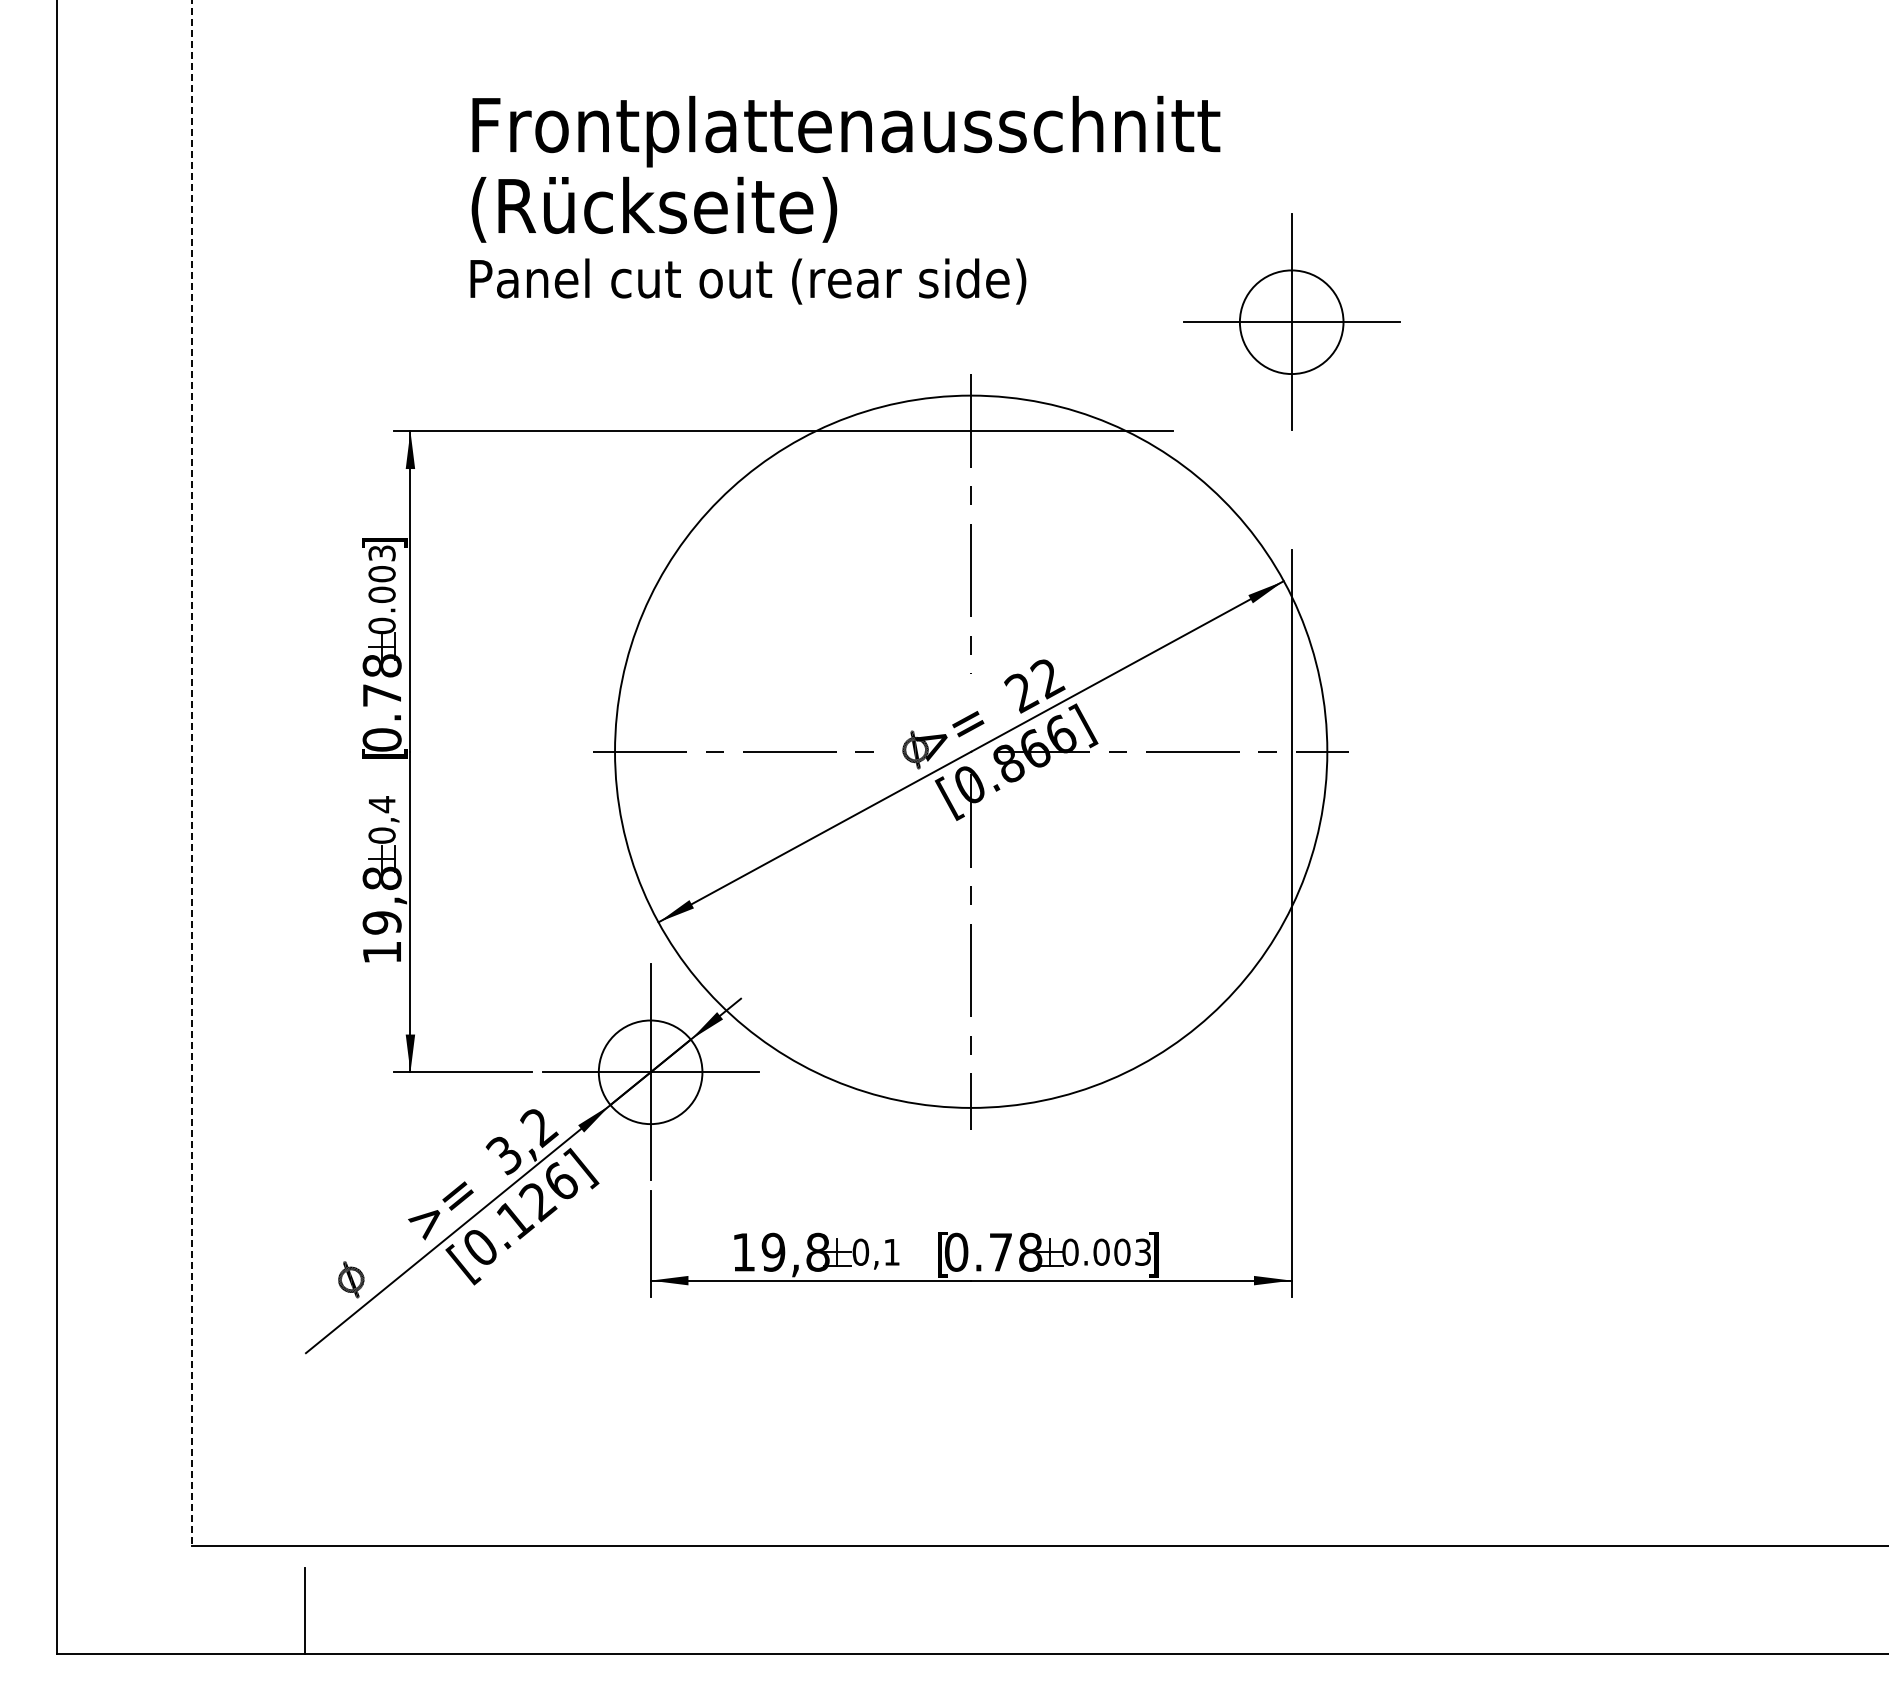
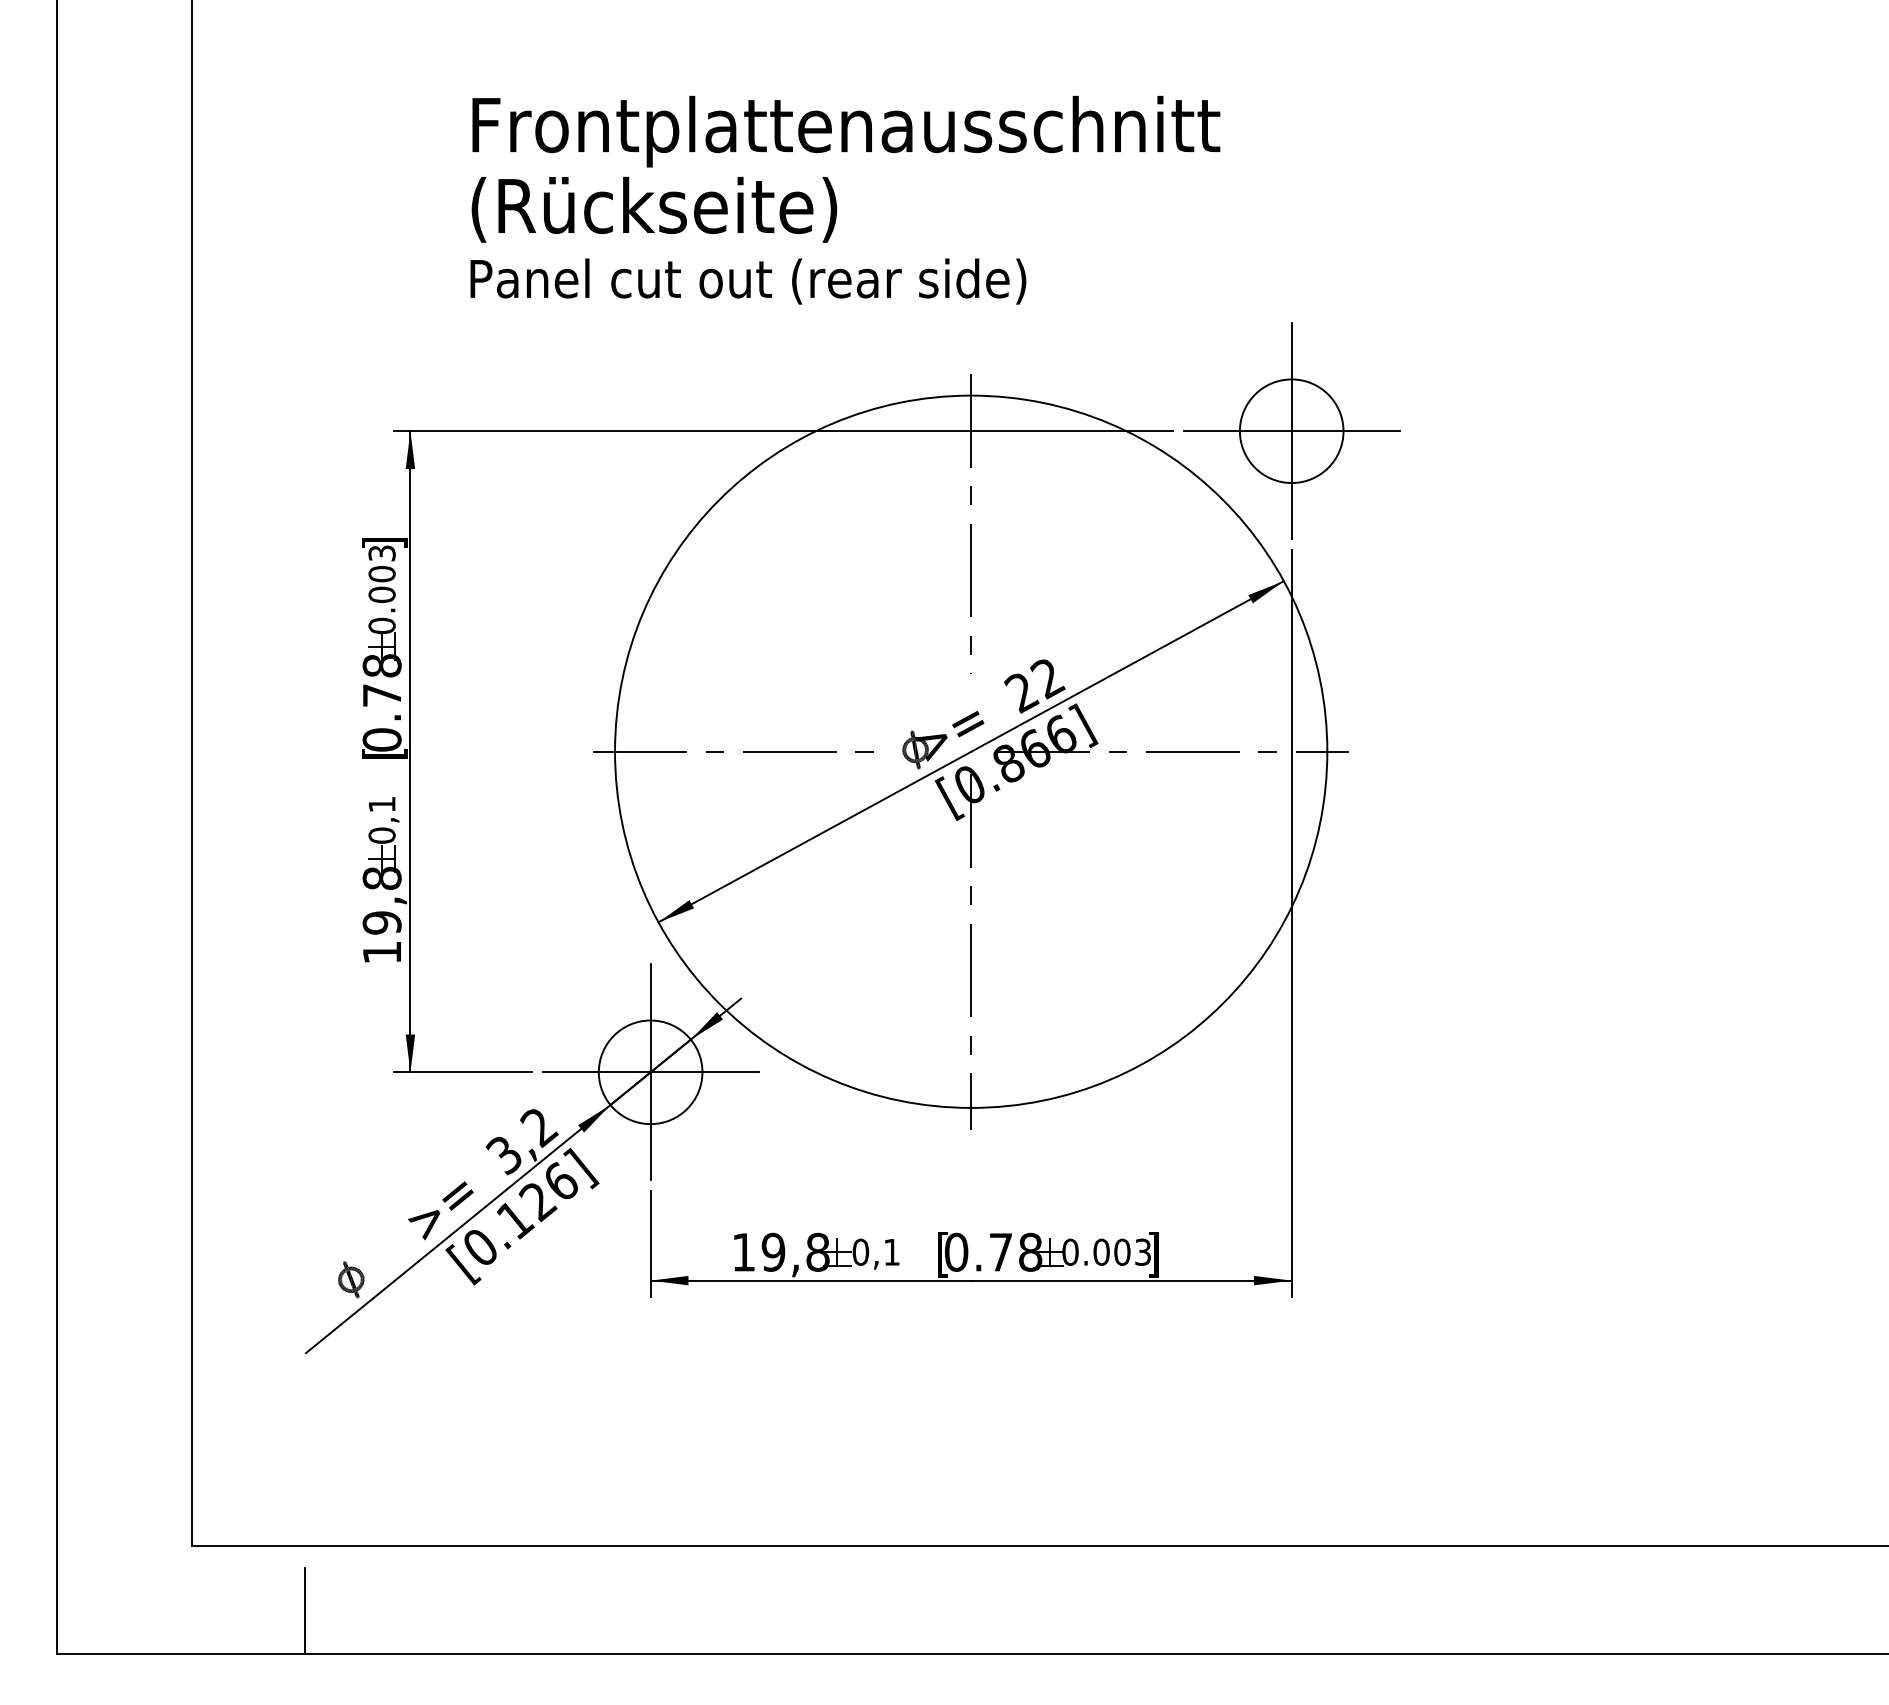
part position: (1291, 321) -> (1291, 430) (1291, 430)
line: dashed -> solid (191, 773)
text: 0,4 -> 0,1 (381, 804)
